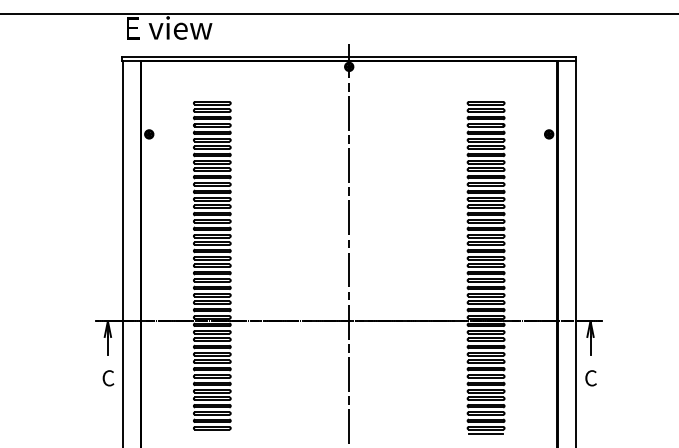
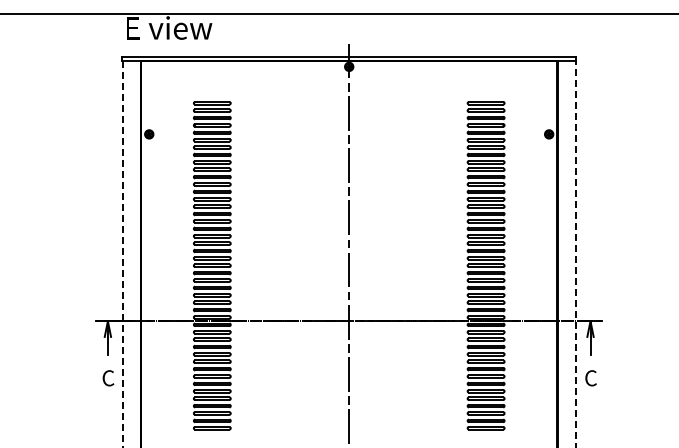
line: solid -> dashed (122, 254)
line: solid -> dashed (575, 254)
line: present -> none (485, 434)
